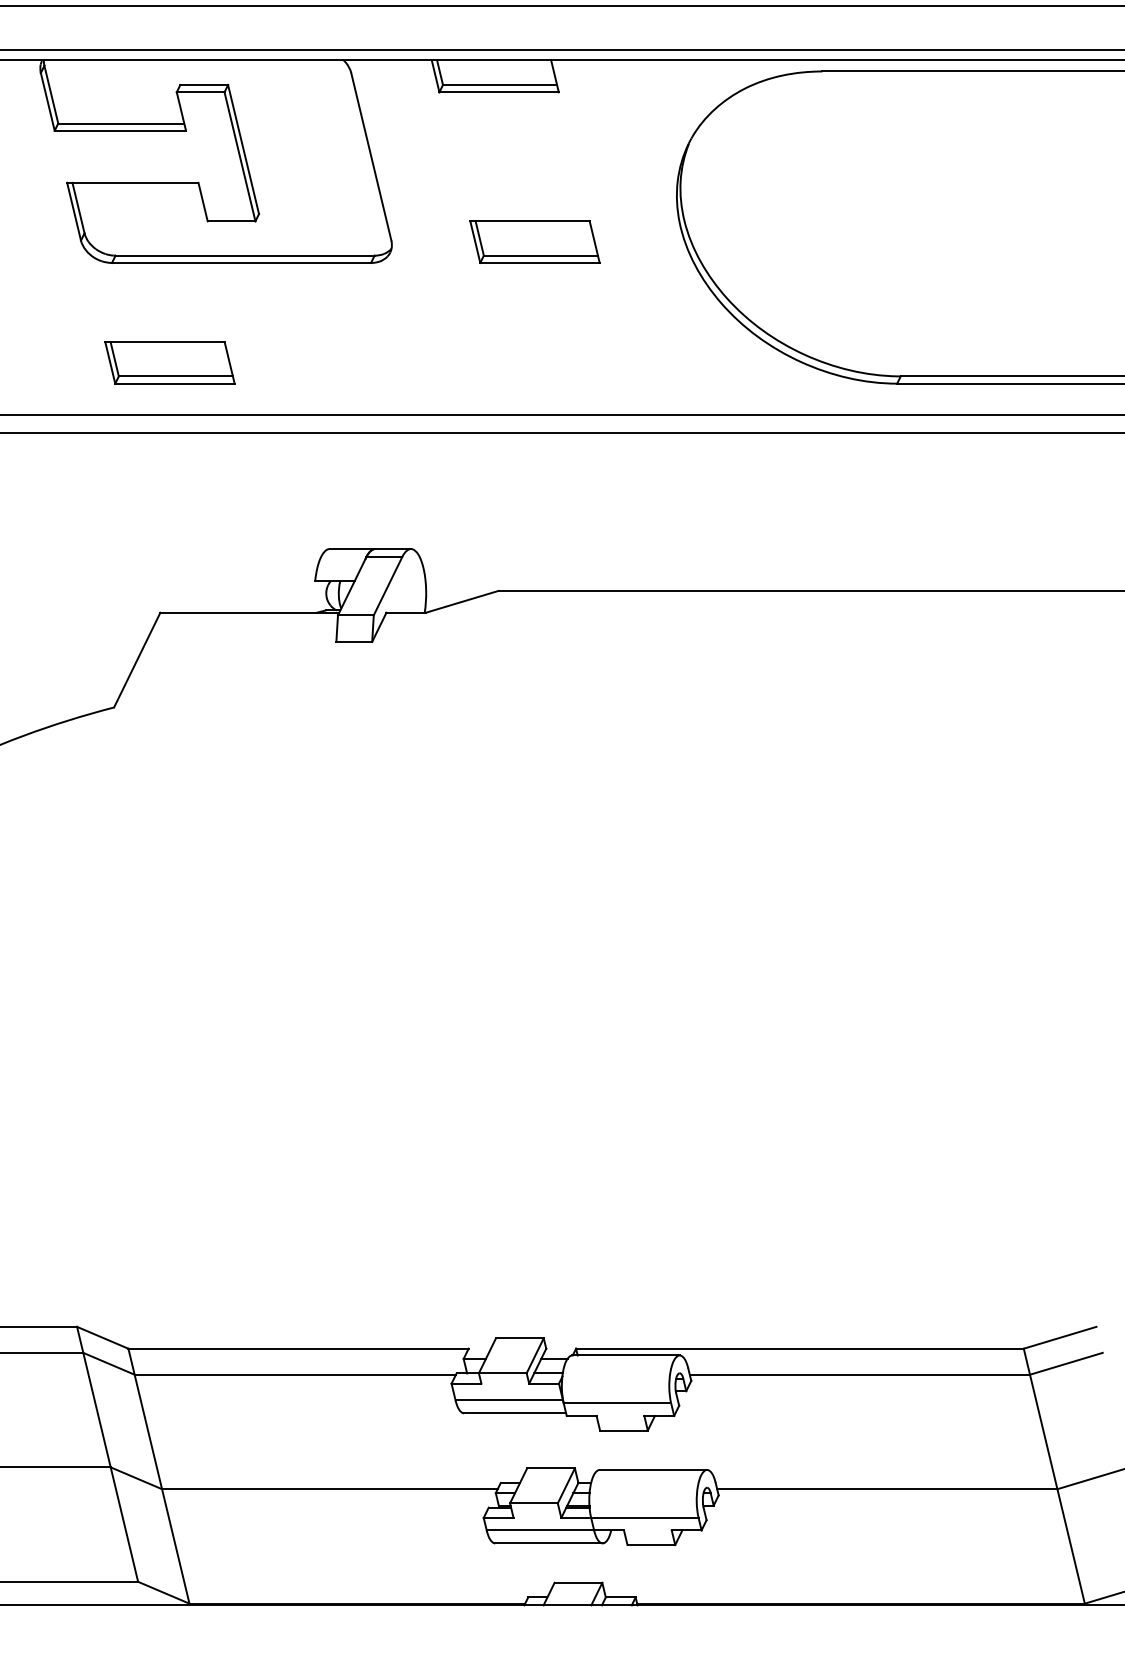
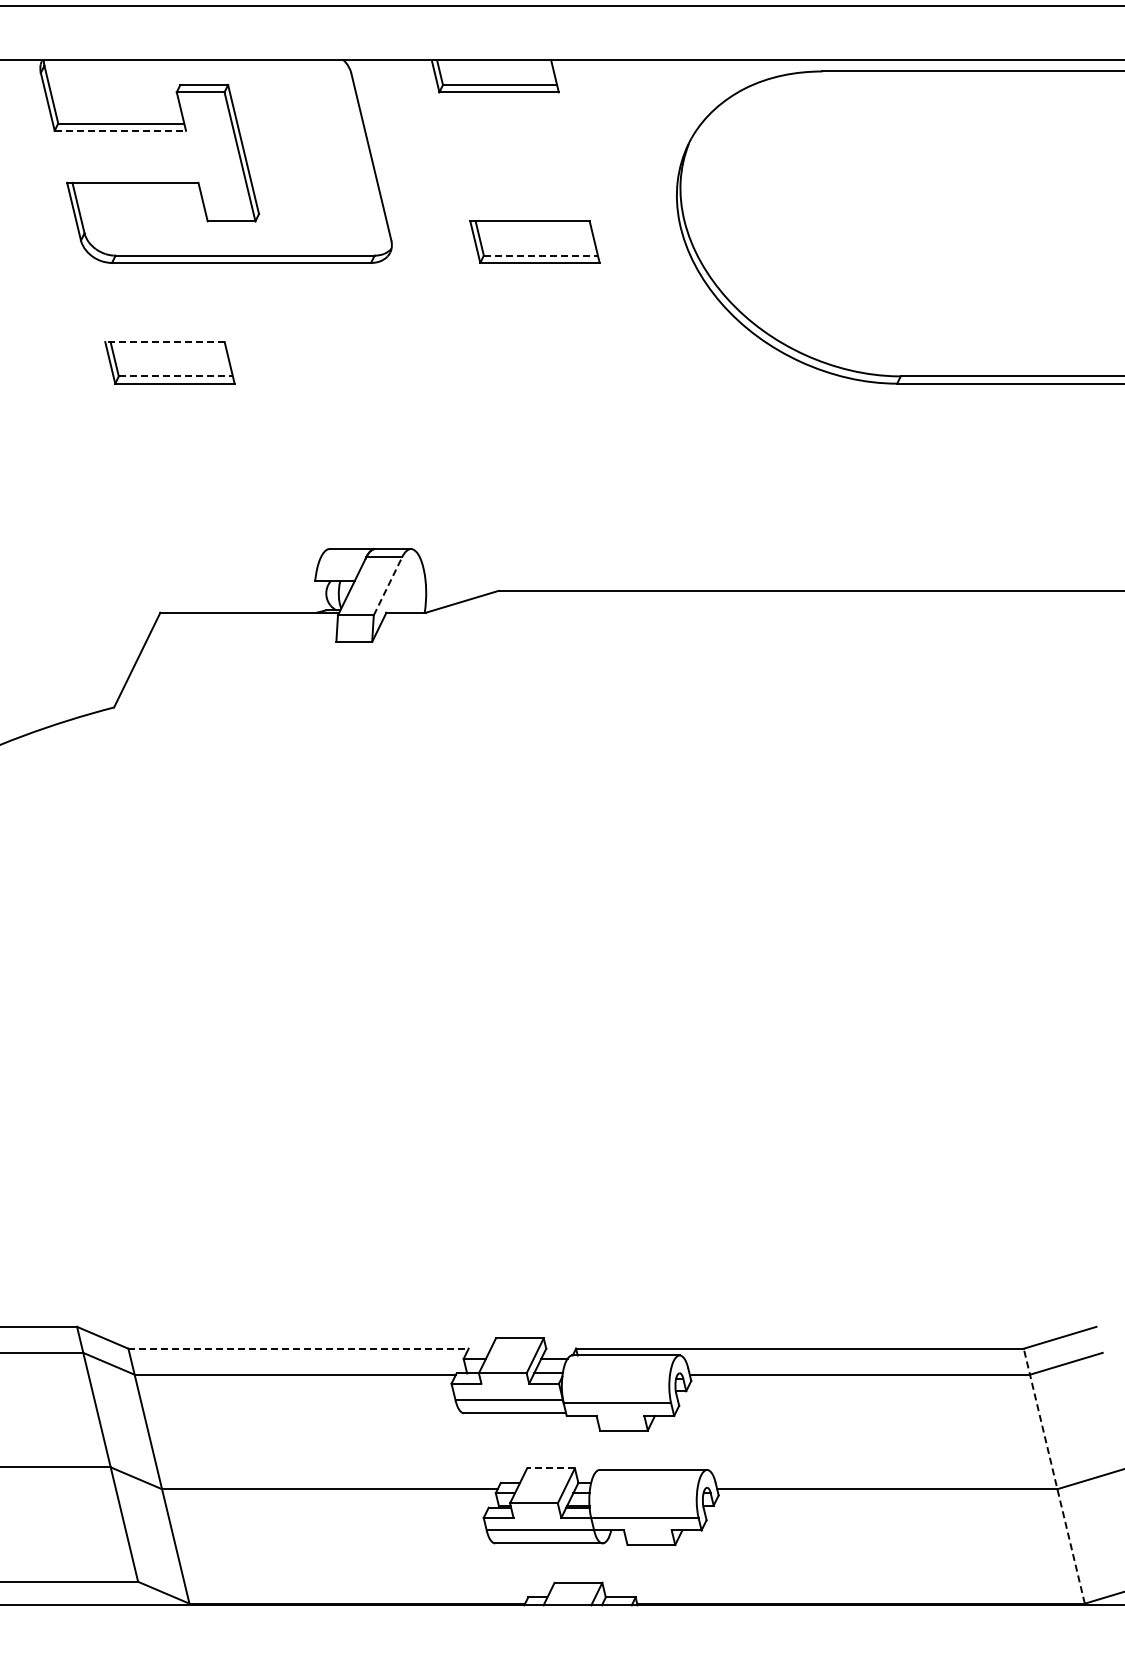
line: present -> none (561, 49)
line: solid -> dashed (120, 130)
line: solid -> dashed (541, 255)
line: solid -> dashed (164, 342)
line: solid -> dashed (176, 376)
line: present -> none (561, 414)
line: present -> none (561, 432)
line: solid -> dashed (388, 585)
line: solid -> dashed (299, 1348)
line: solid -> dashed (551, 1468)
line: solid -> dashed (1054, 1475)
